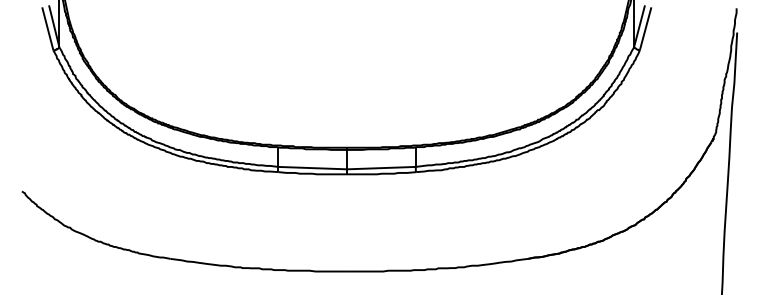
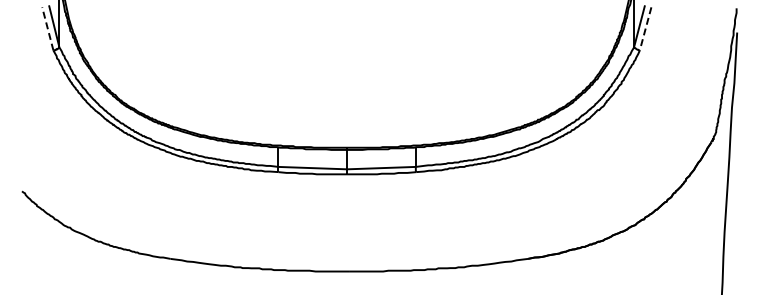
line: solid -> dashed (47, 28)
line: solid -> dashed (645, 29)
